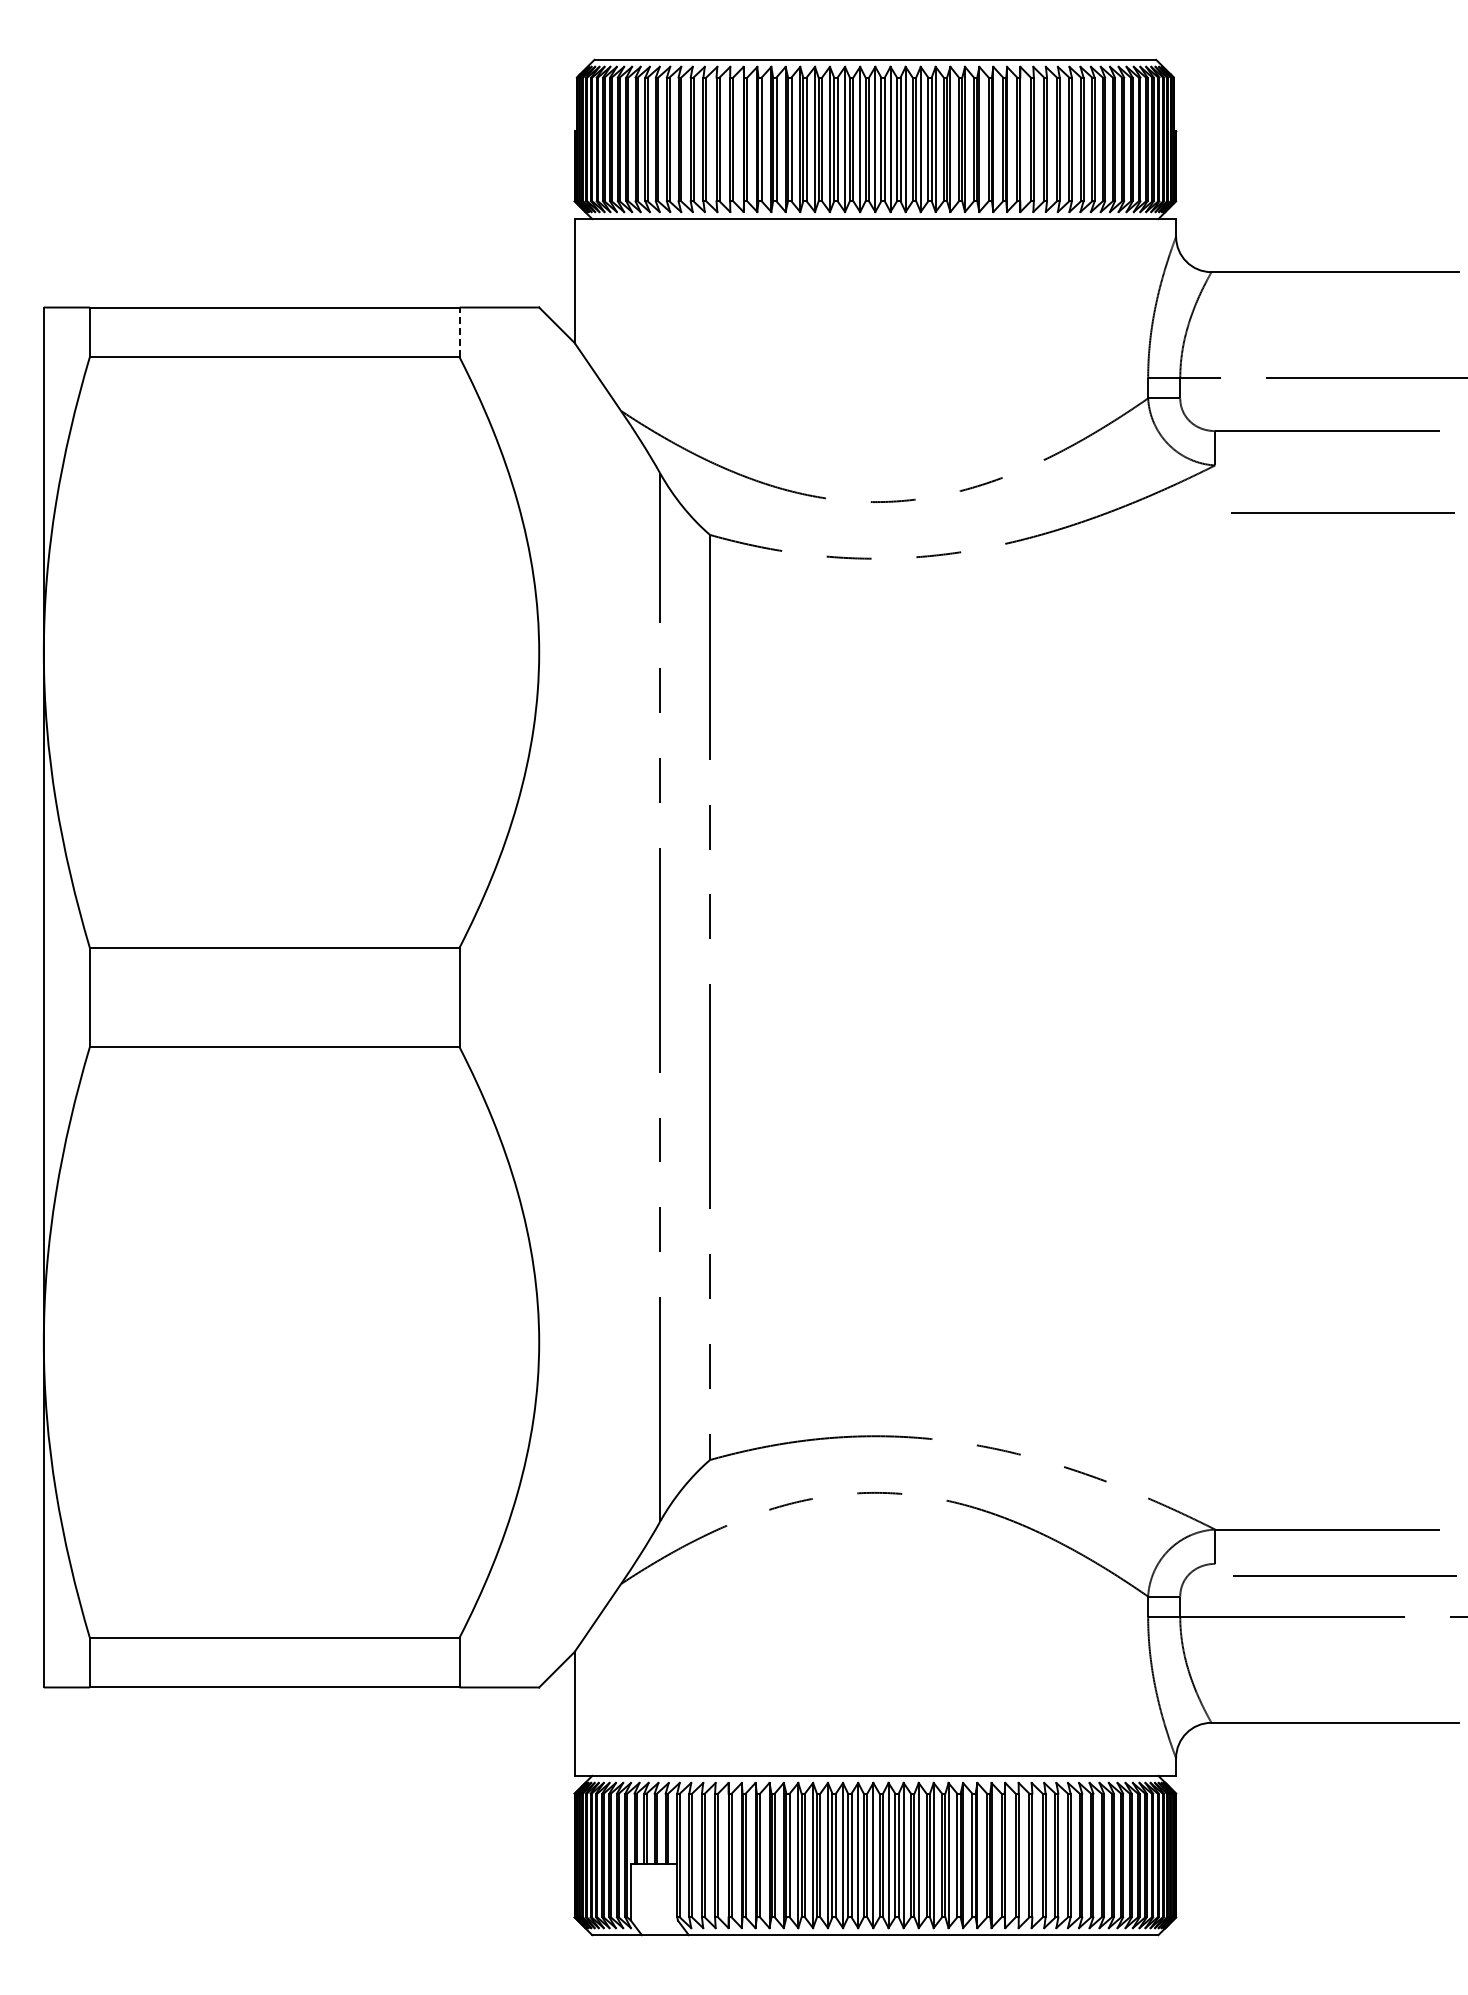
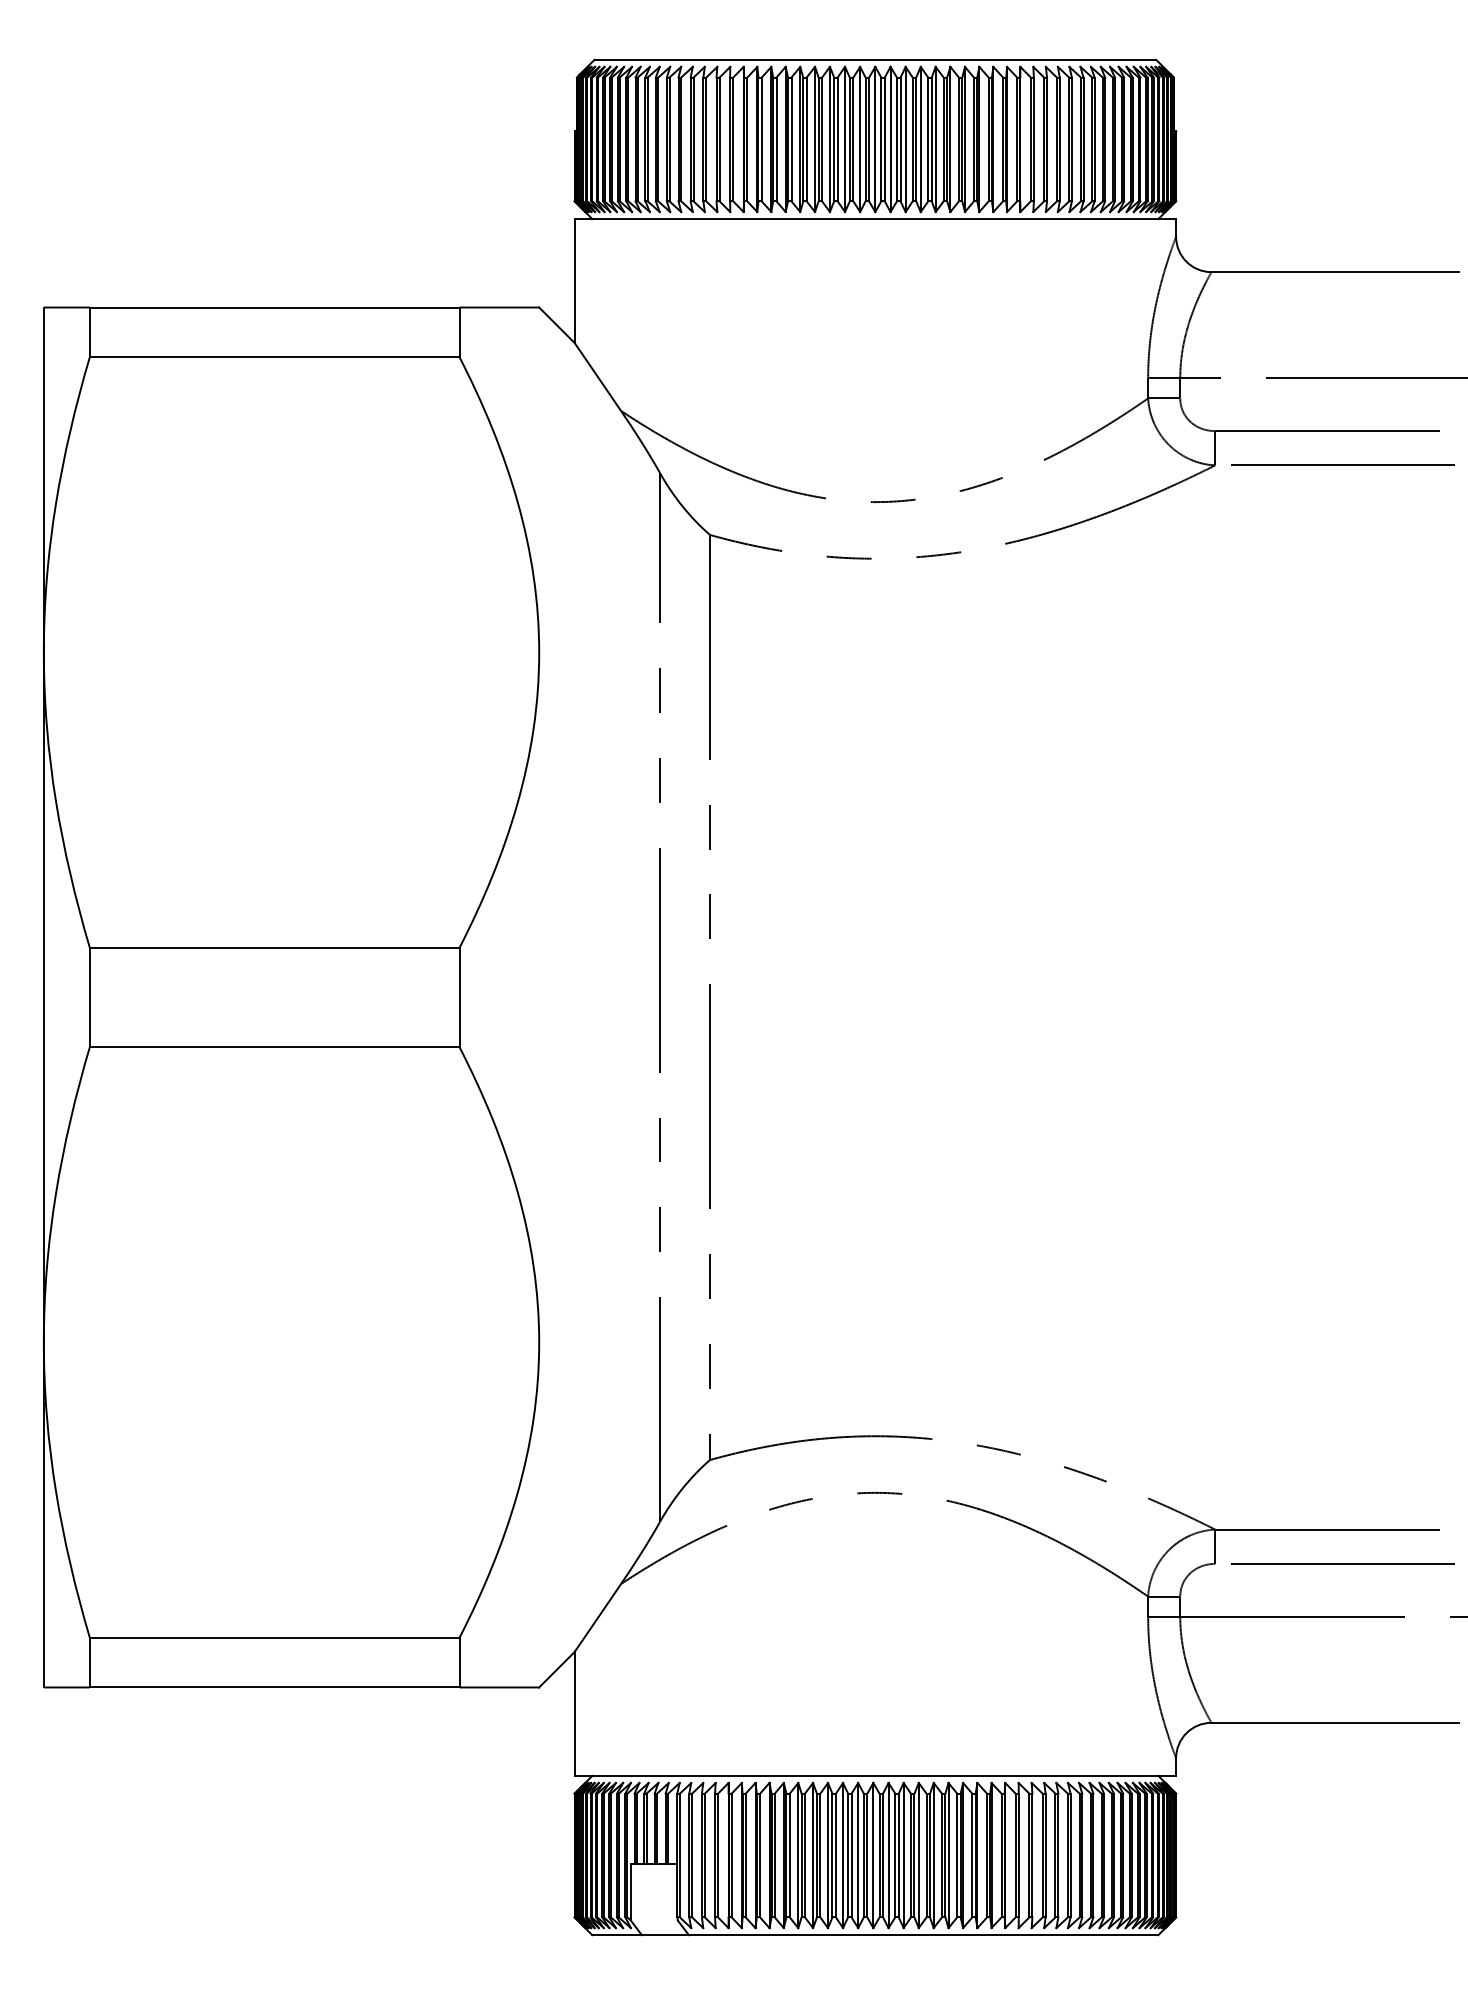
line: dashed -> solid (459, 332)
line position: (1342, 512) -> (1342, 464) (1342, 464)
line position: (1344, 1575) -> (1342, 1563) (1342, 1563)
